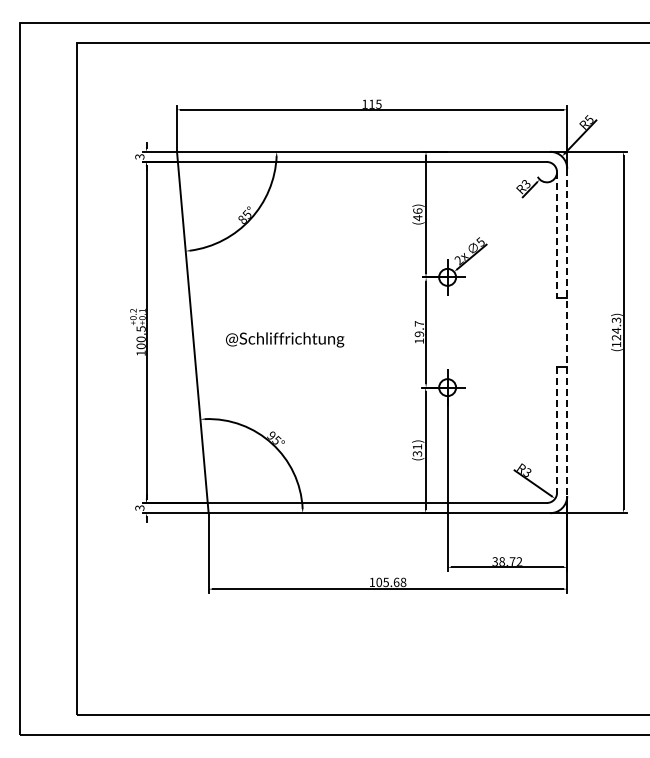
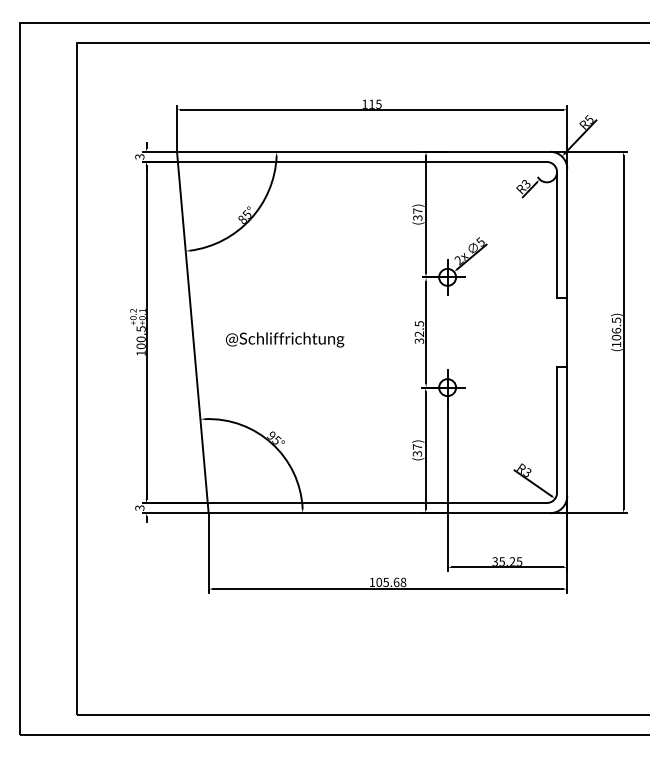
text: (46) -> (37) (417, 214)
line: dashed -> solid (557, 234)
text: 124.3) -> 106.5) (616, 328)
text: 19.7 -> 32.5 (419, 332)
line: dashed -> solid (567, 332)
line: dashed -> solid (557, 430)
text: (31) -> (37) (417, 446)
text: 38.72 -> 35.25 (510, 561)
